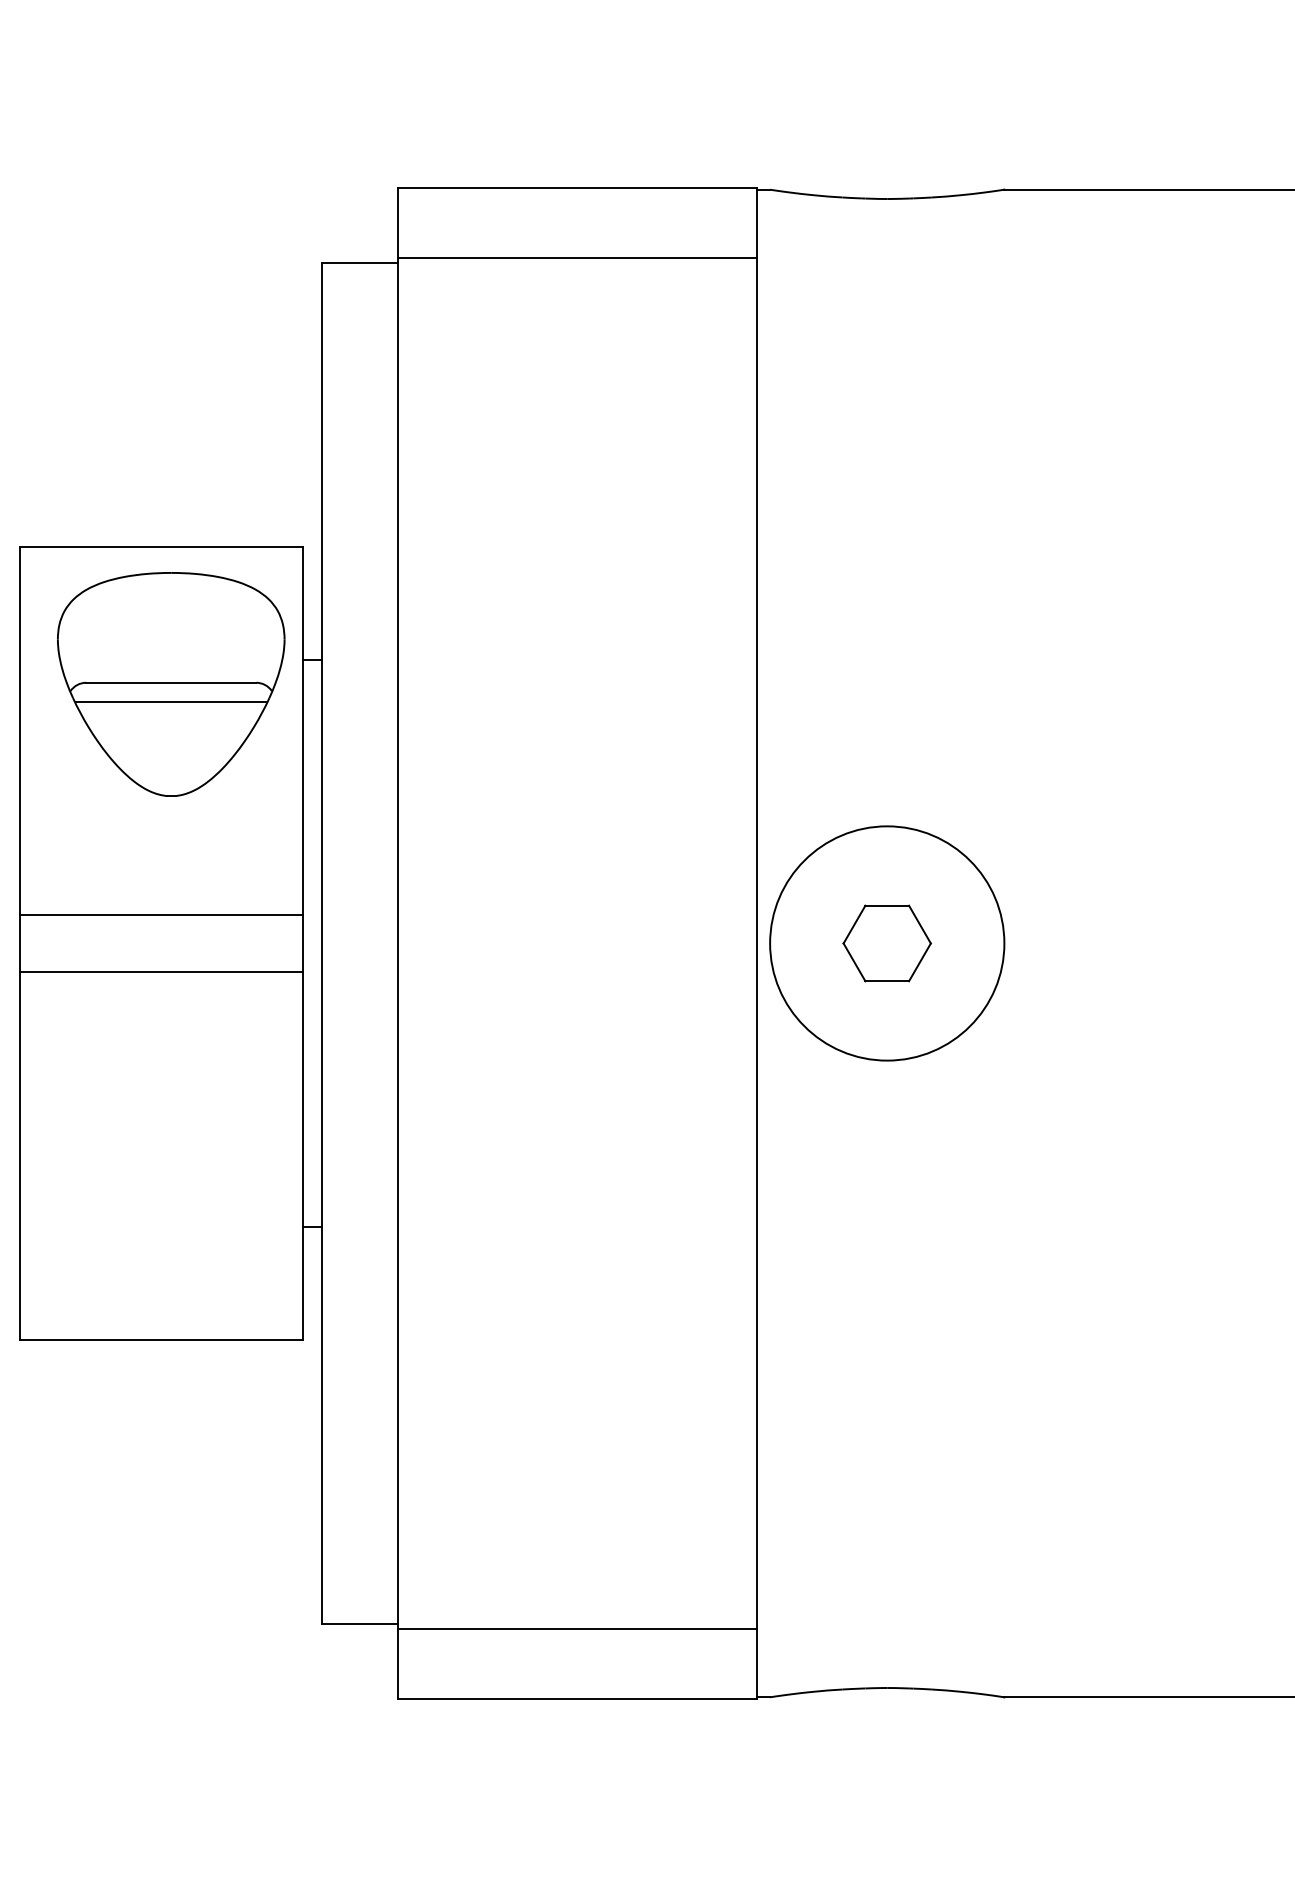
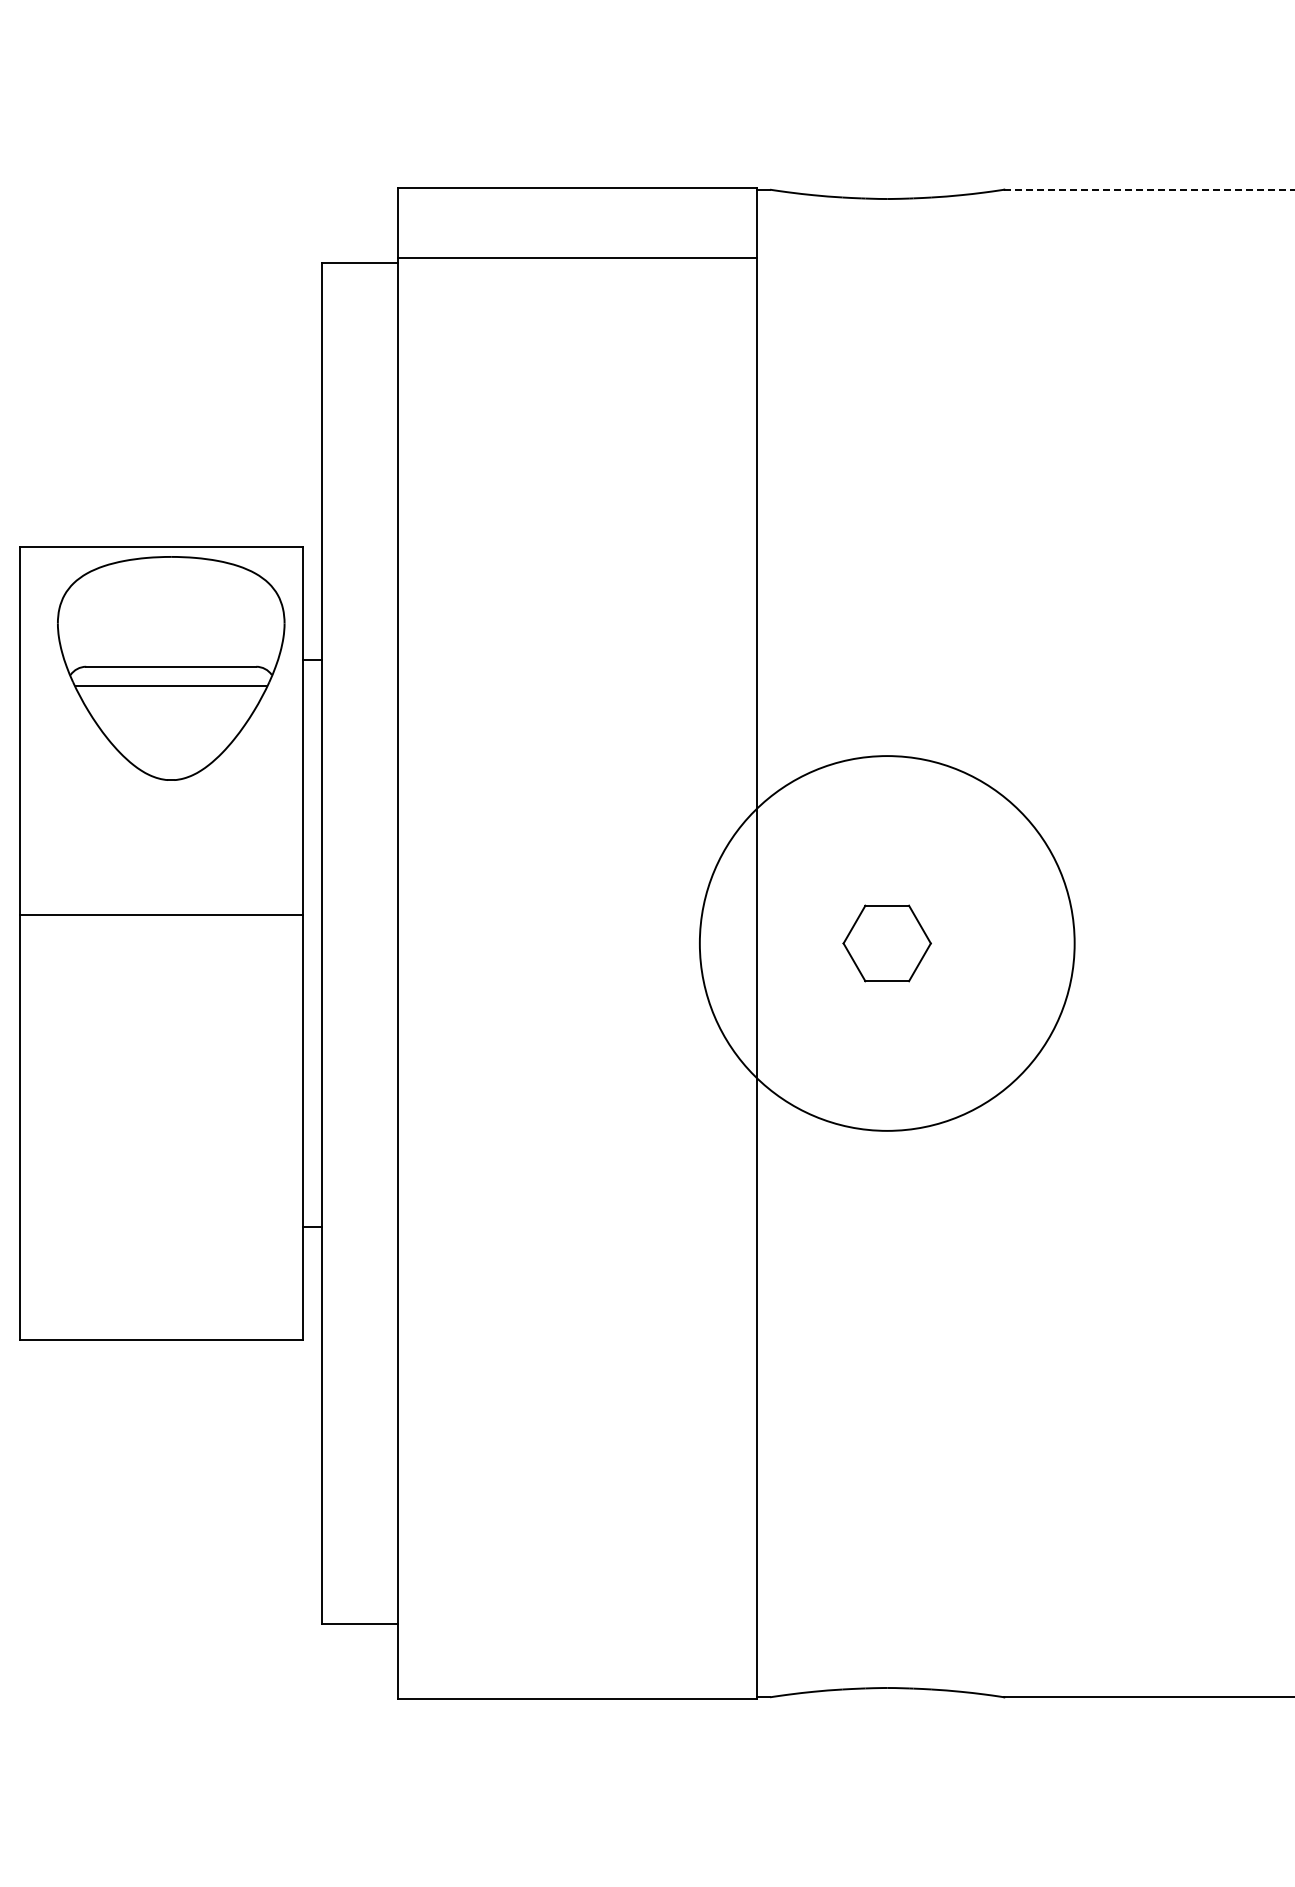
line: solid -> dashed (1149, 189)
part position: (171, 684) -> (171, 668) (171, 668)
circle diameter: 234 px -> 375 px (886, 943)
line: present -> none (161, 971)
line: present -> none (576, 1628)
